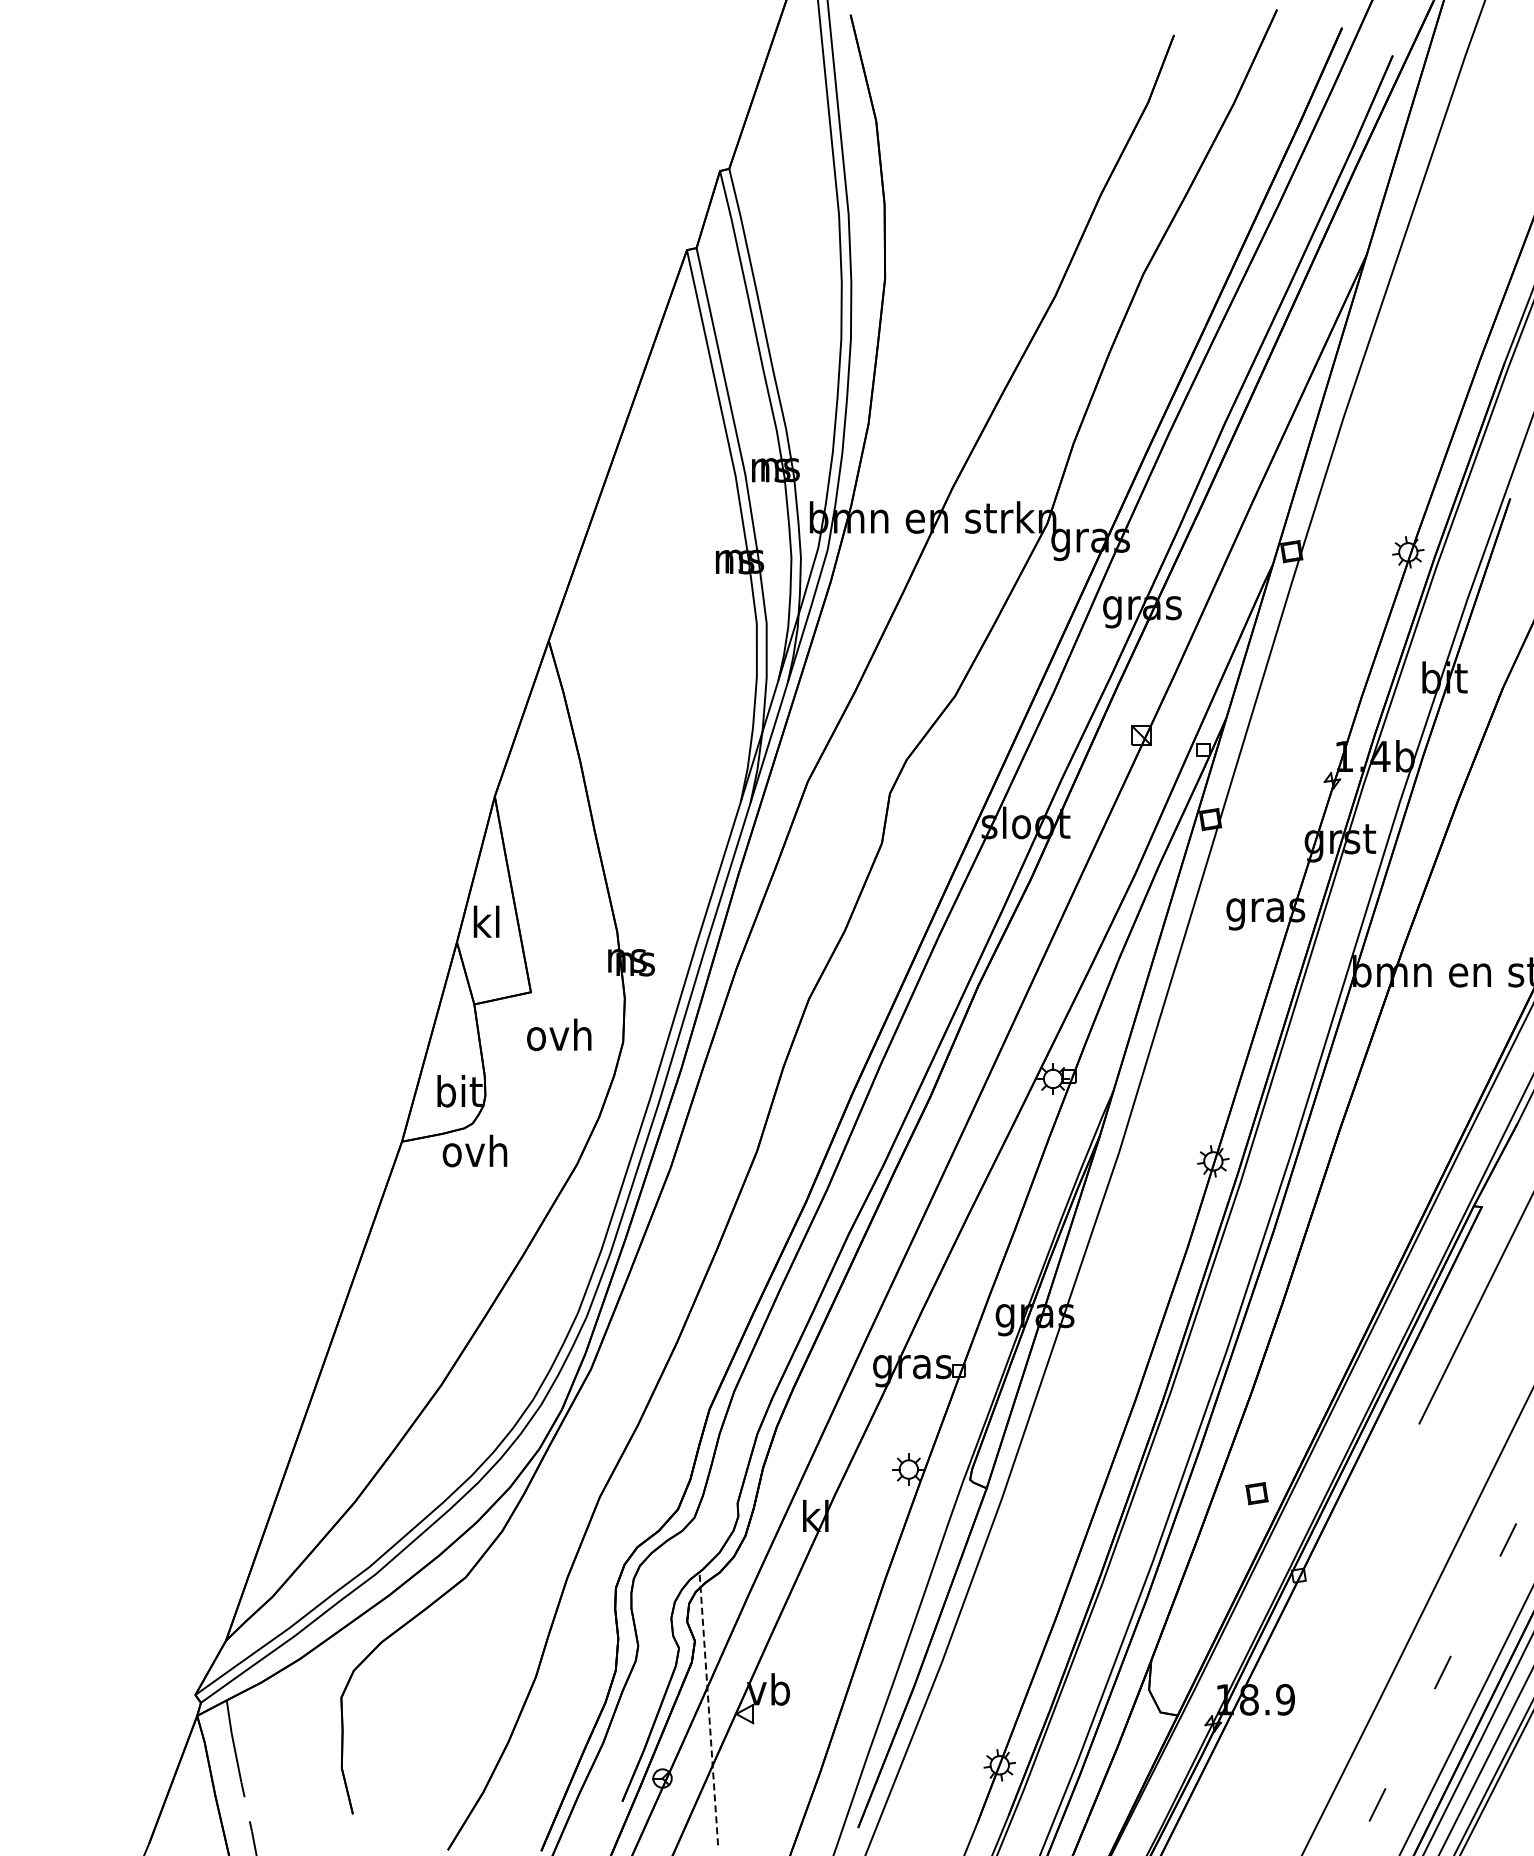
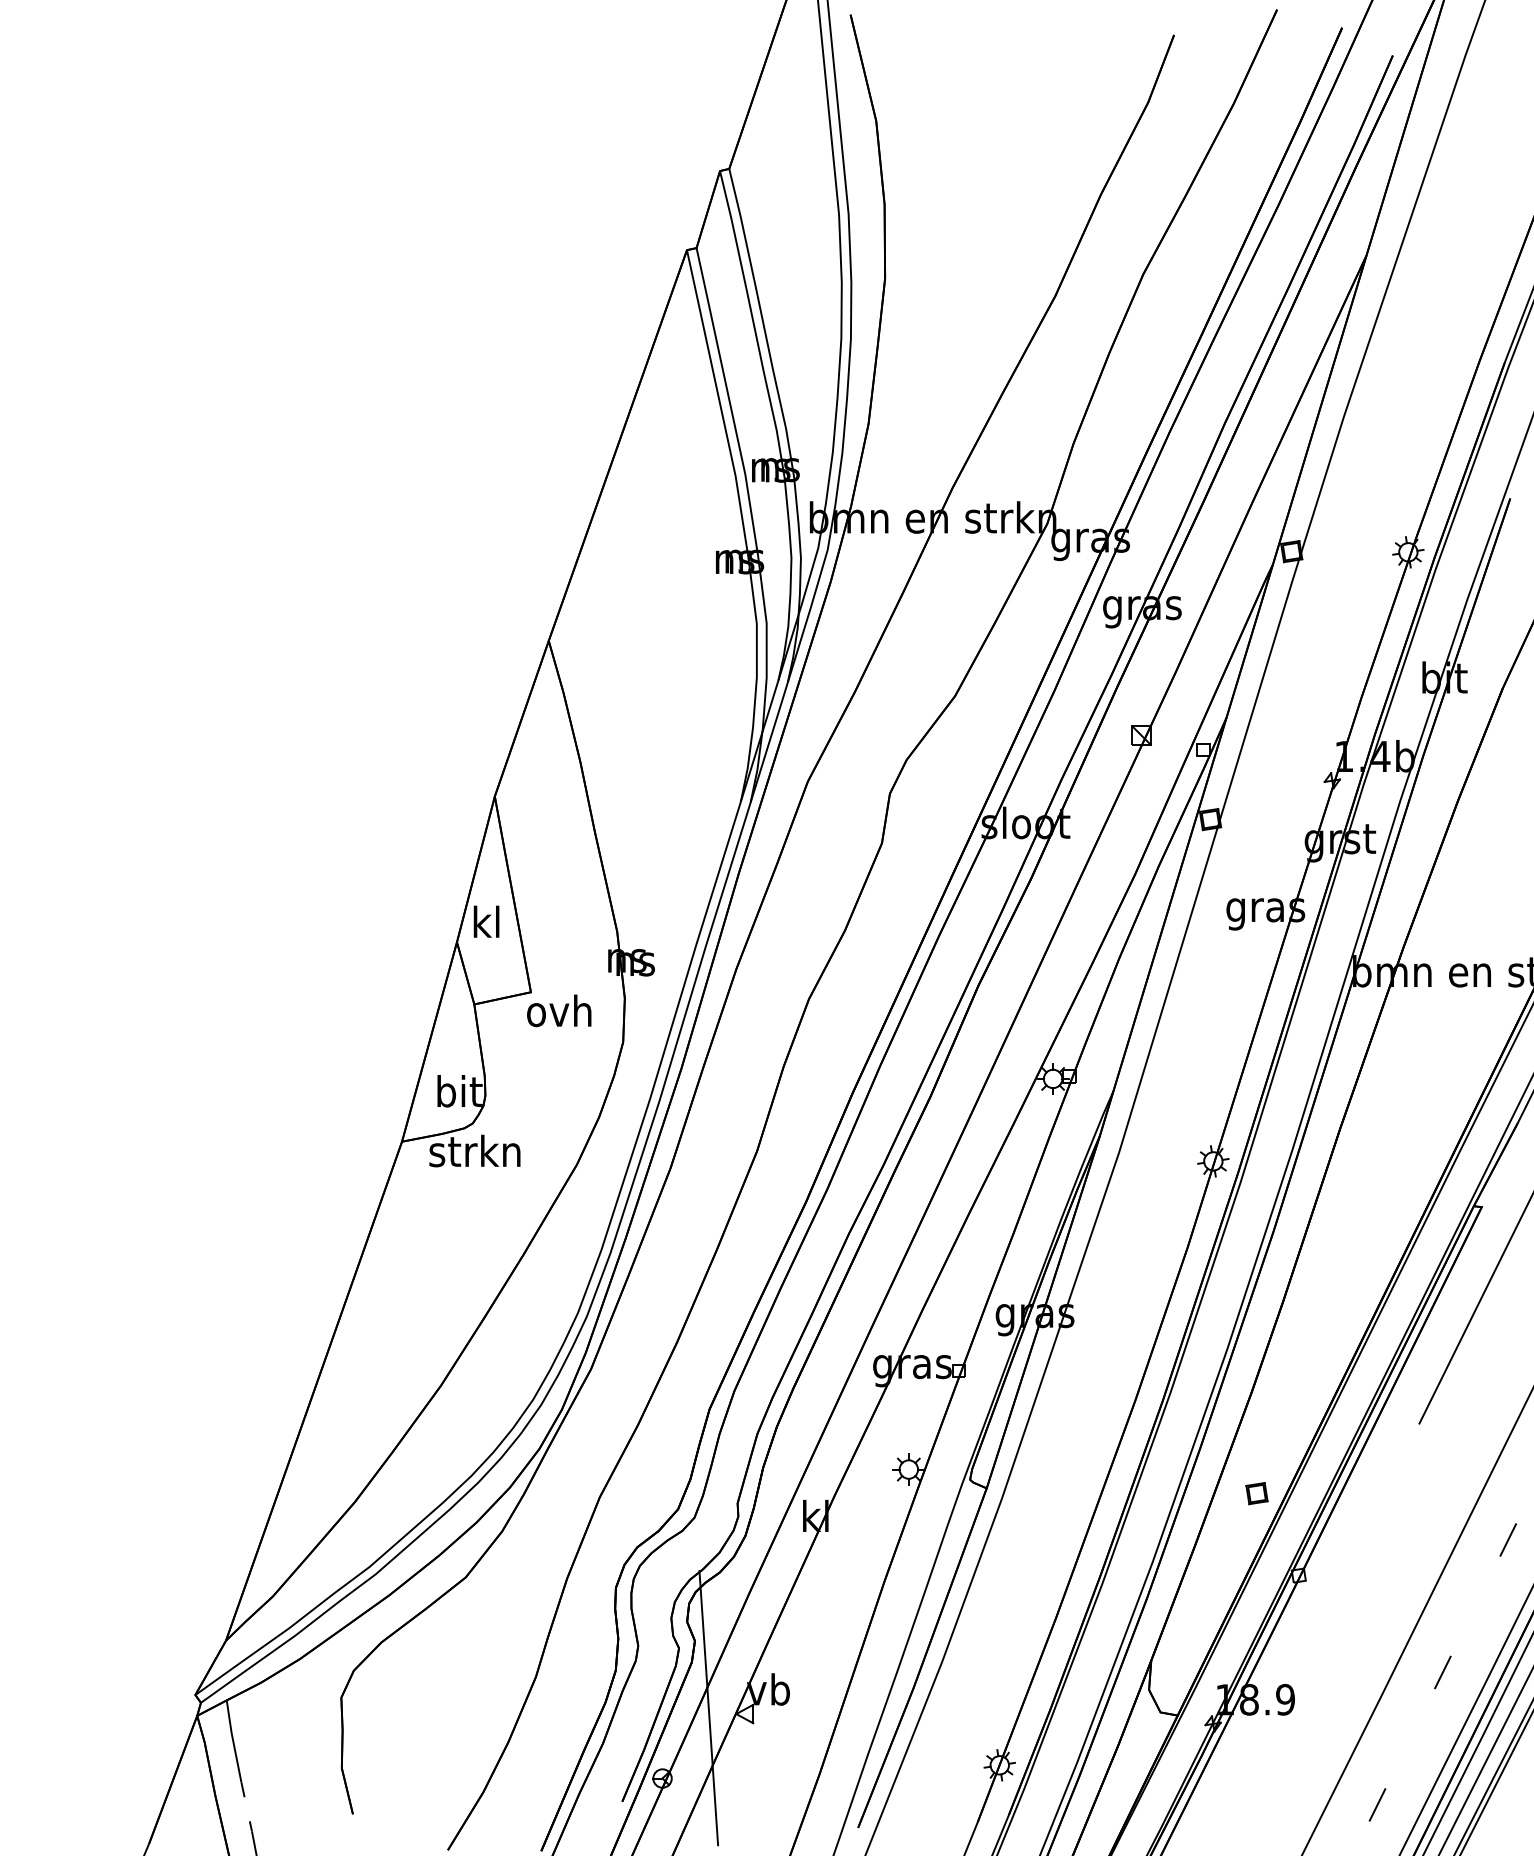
text position: (559, 1034) -> (559, 1010) (559, 1010)
text: ovh -> strkn (474, 1150)
line: dashed -> solid (708, 1707)
